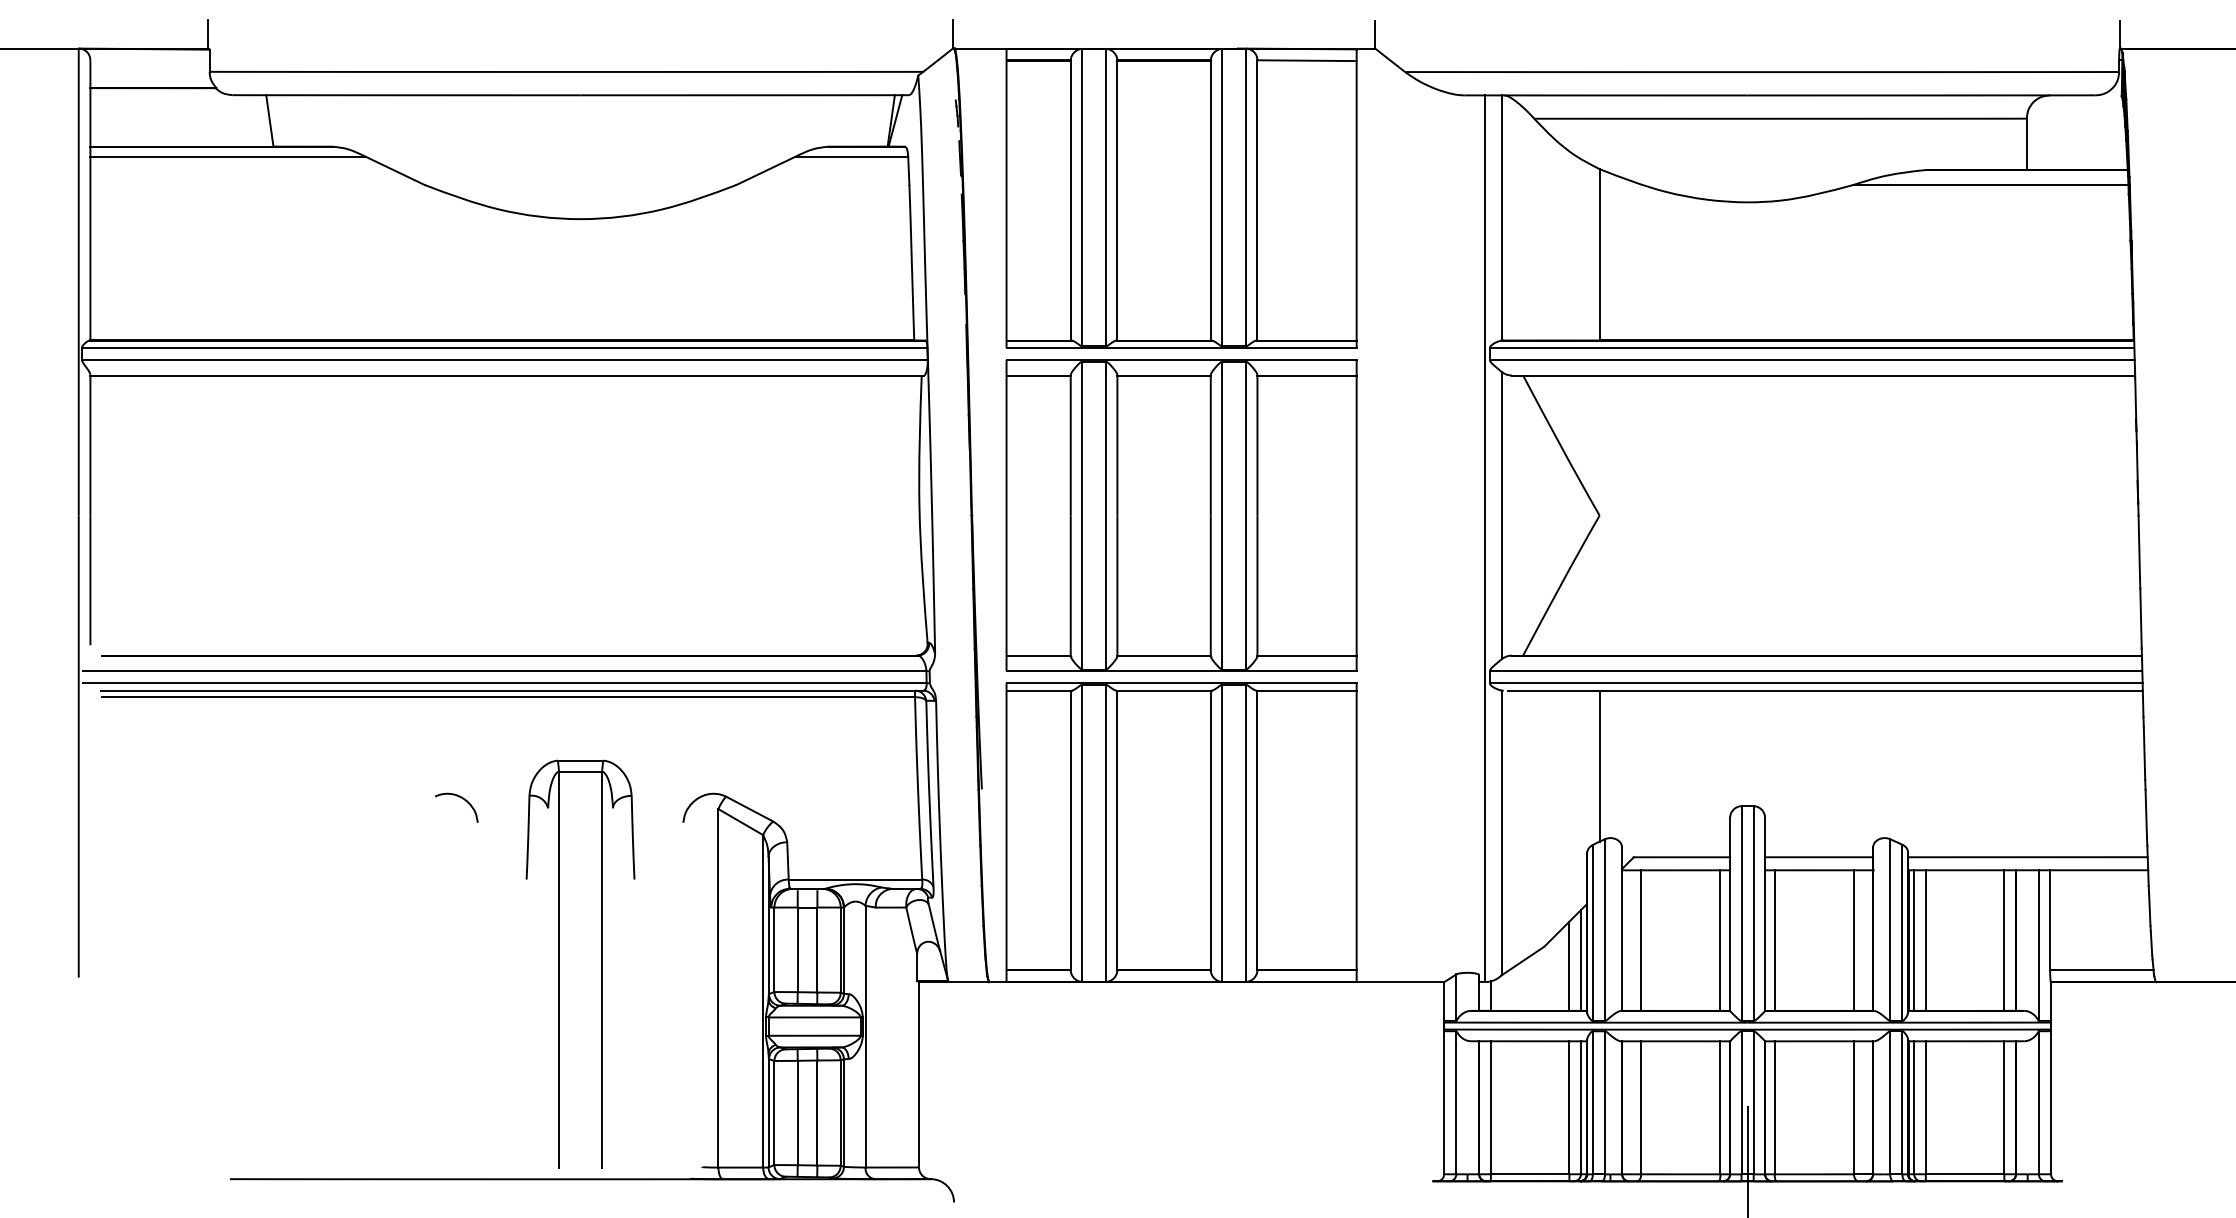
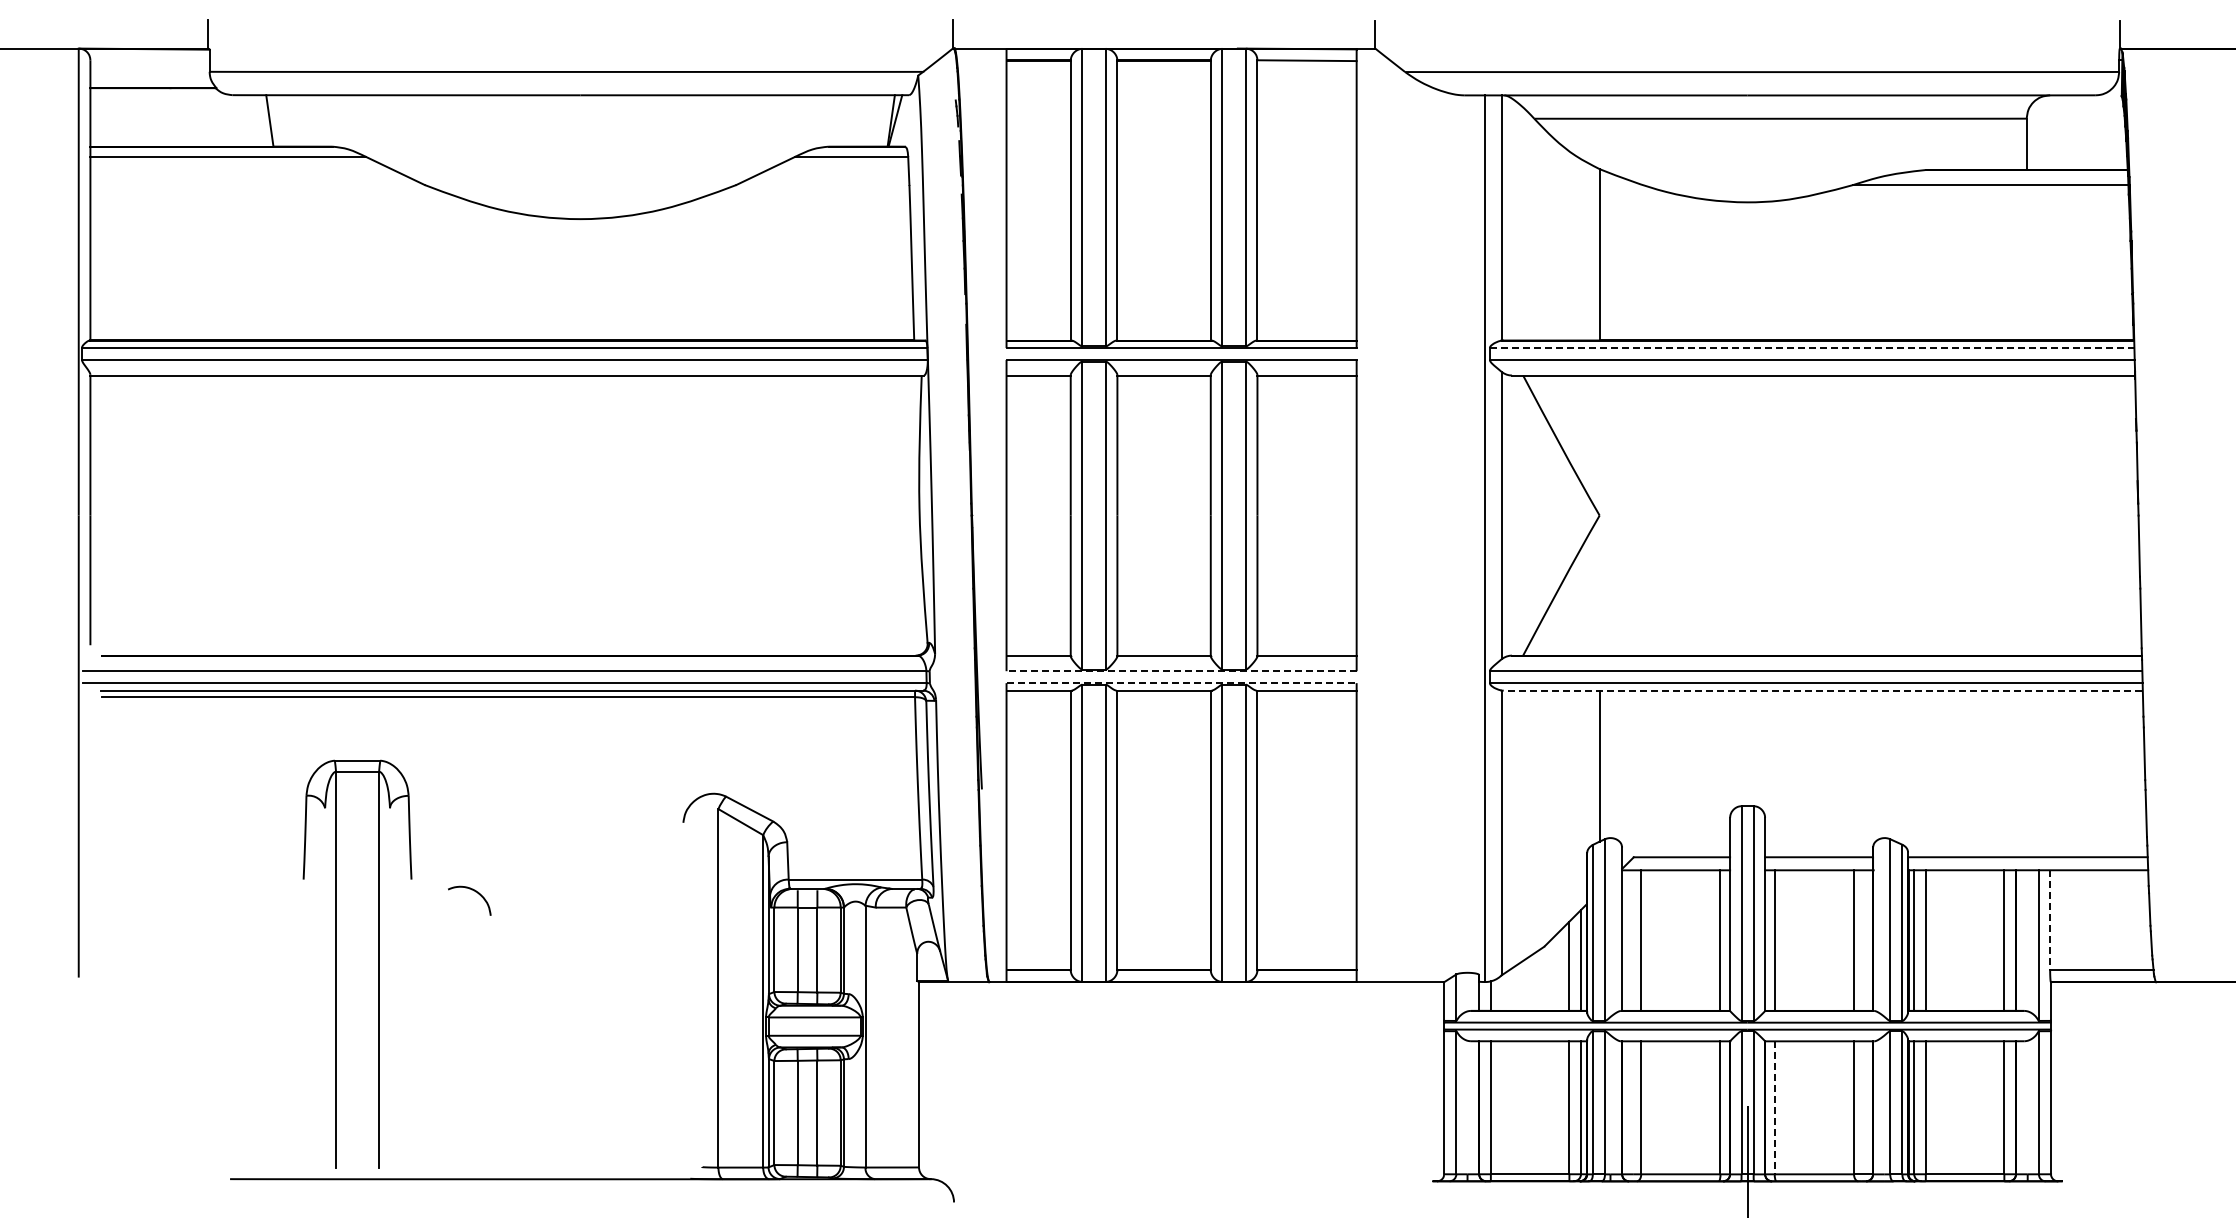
line: solid -> dashed (1812, 348)
line: solid -> dashed (1181, 671)
line: solid -> dashed (1182, 683)
line: solid -> dashed (1826, 690)
curve position: (462, 799) -> (475, 892) (475, 892)
line: solid -> dashed (2050, 920)
part position: (559, 963) -> (336, 963) (336, 963)
line: solid -> dashed (1774, 1107)
